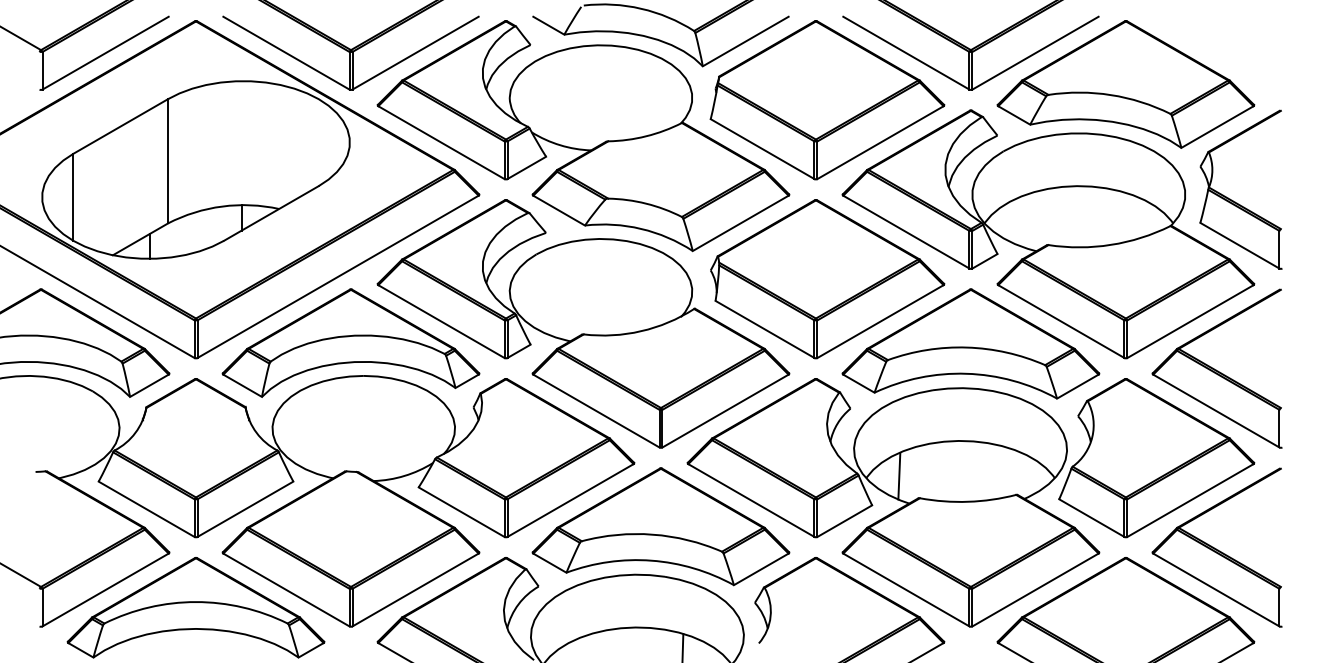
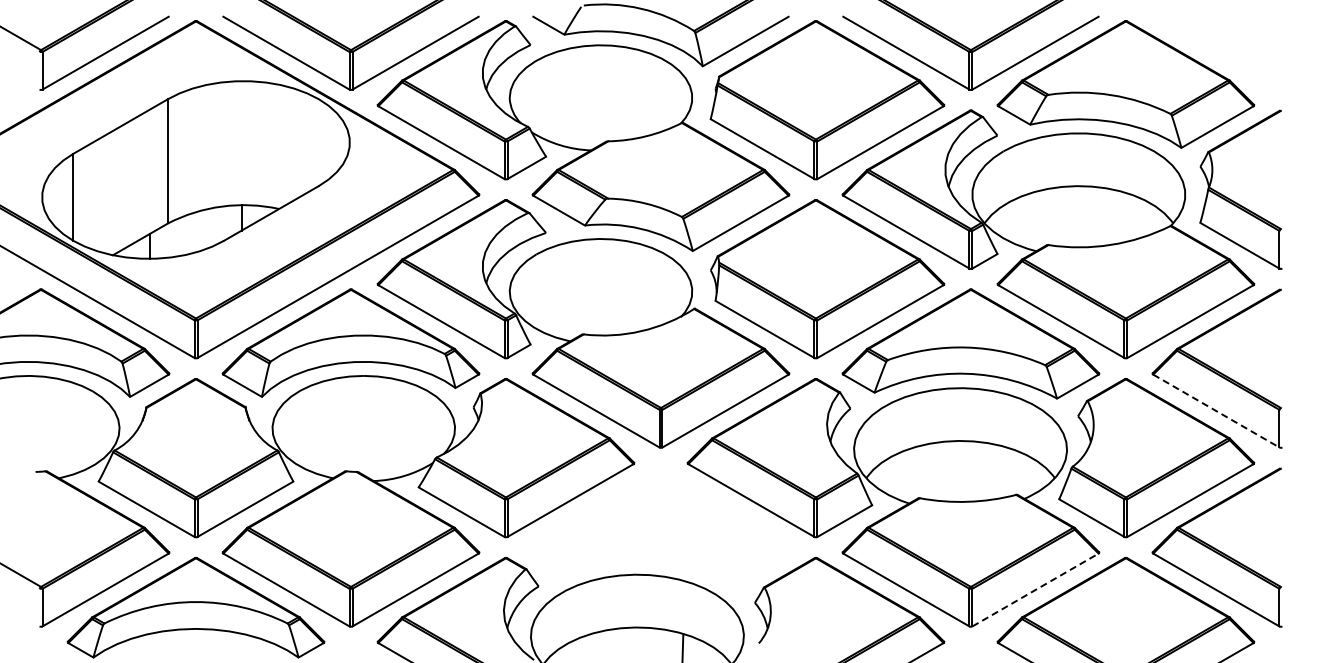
line: solid -> dashed (1216, 411)
line: present -> none (899, 476)
part: present -> none (660, 526)
line: solid -> dashed (1035, 590)
